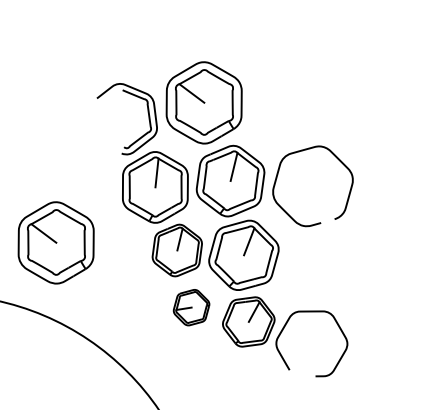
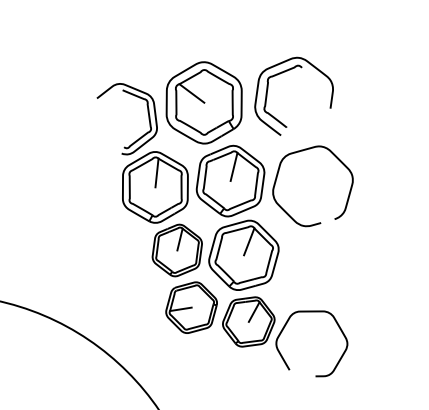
part: none -> present (285, 72)
part: present -> none (55, 242)
part size: 39x38 px -> 53x53 px (191, 307)
